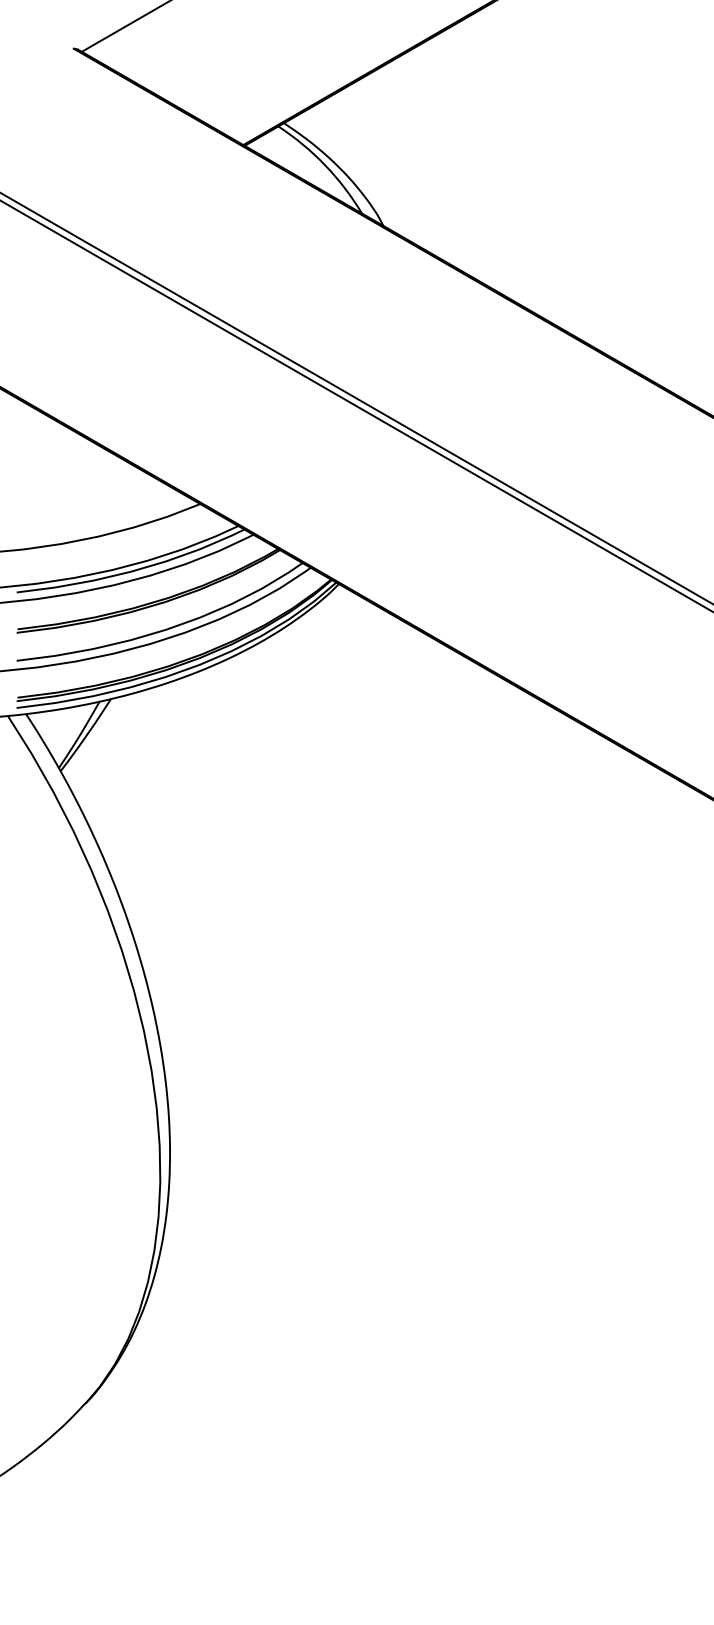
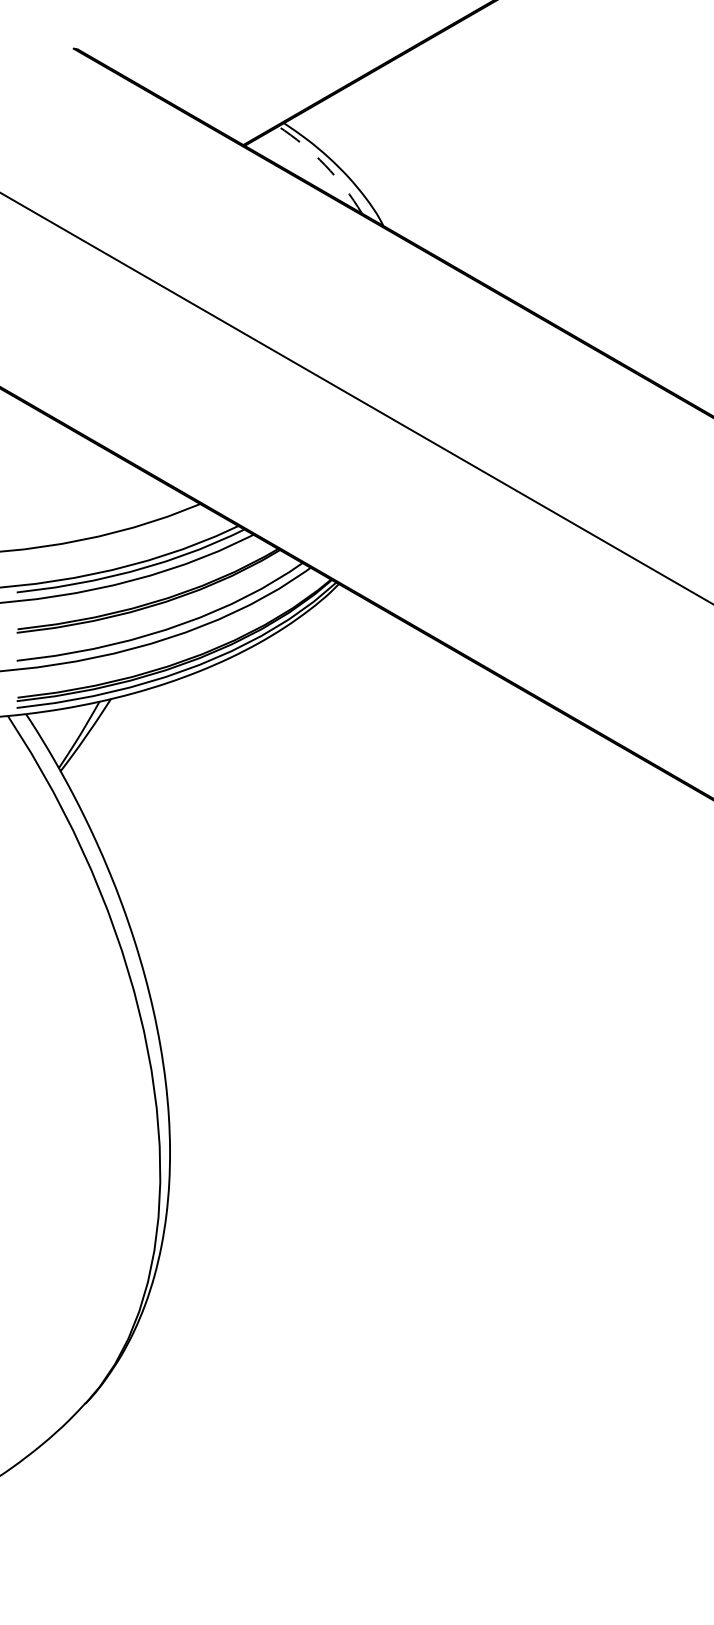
line: present -> none (124, 26)
arc: solid -> dashed (325, 165)
line: present -> none (356, 405)
